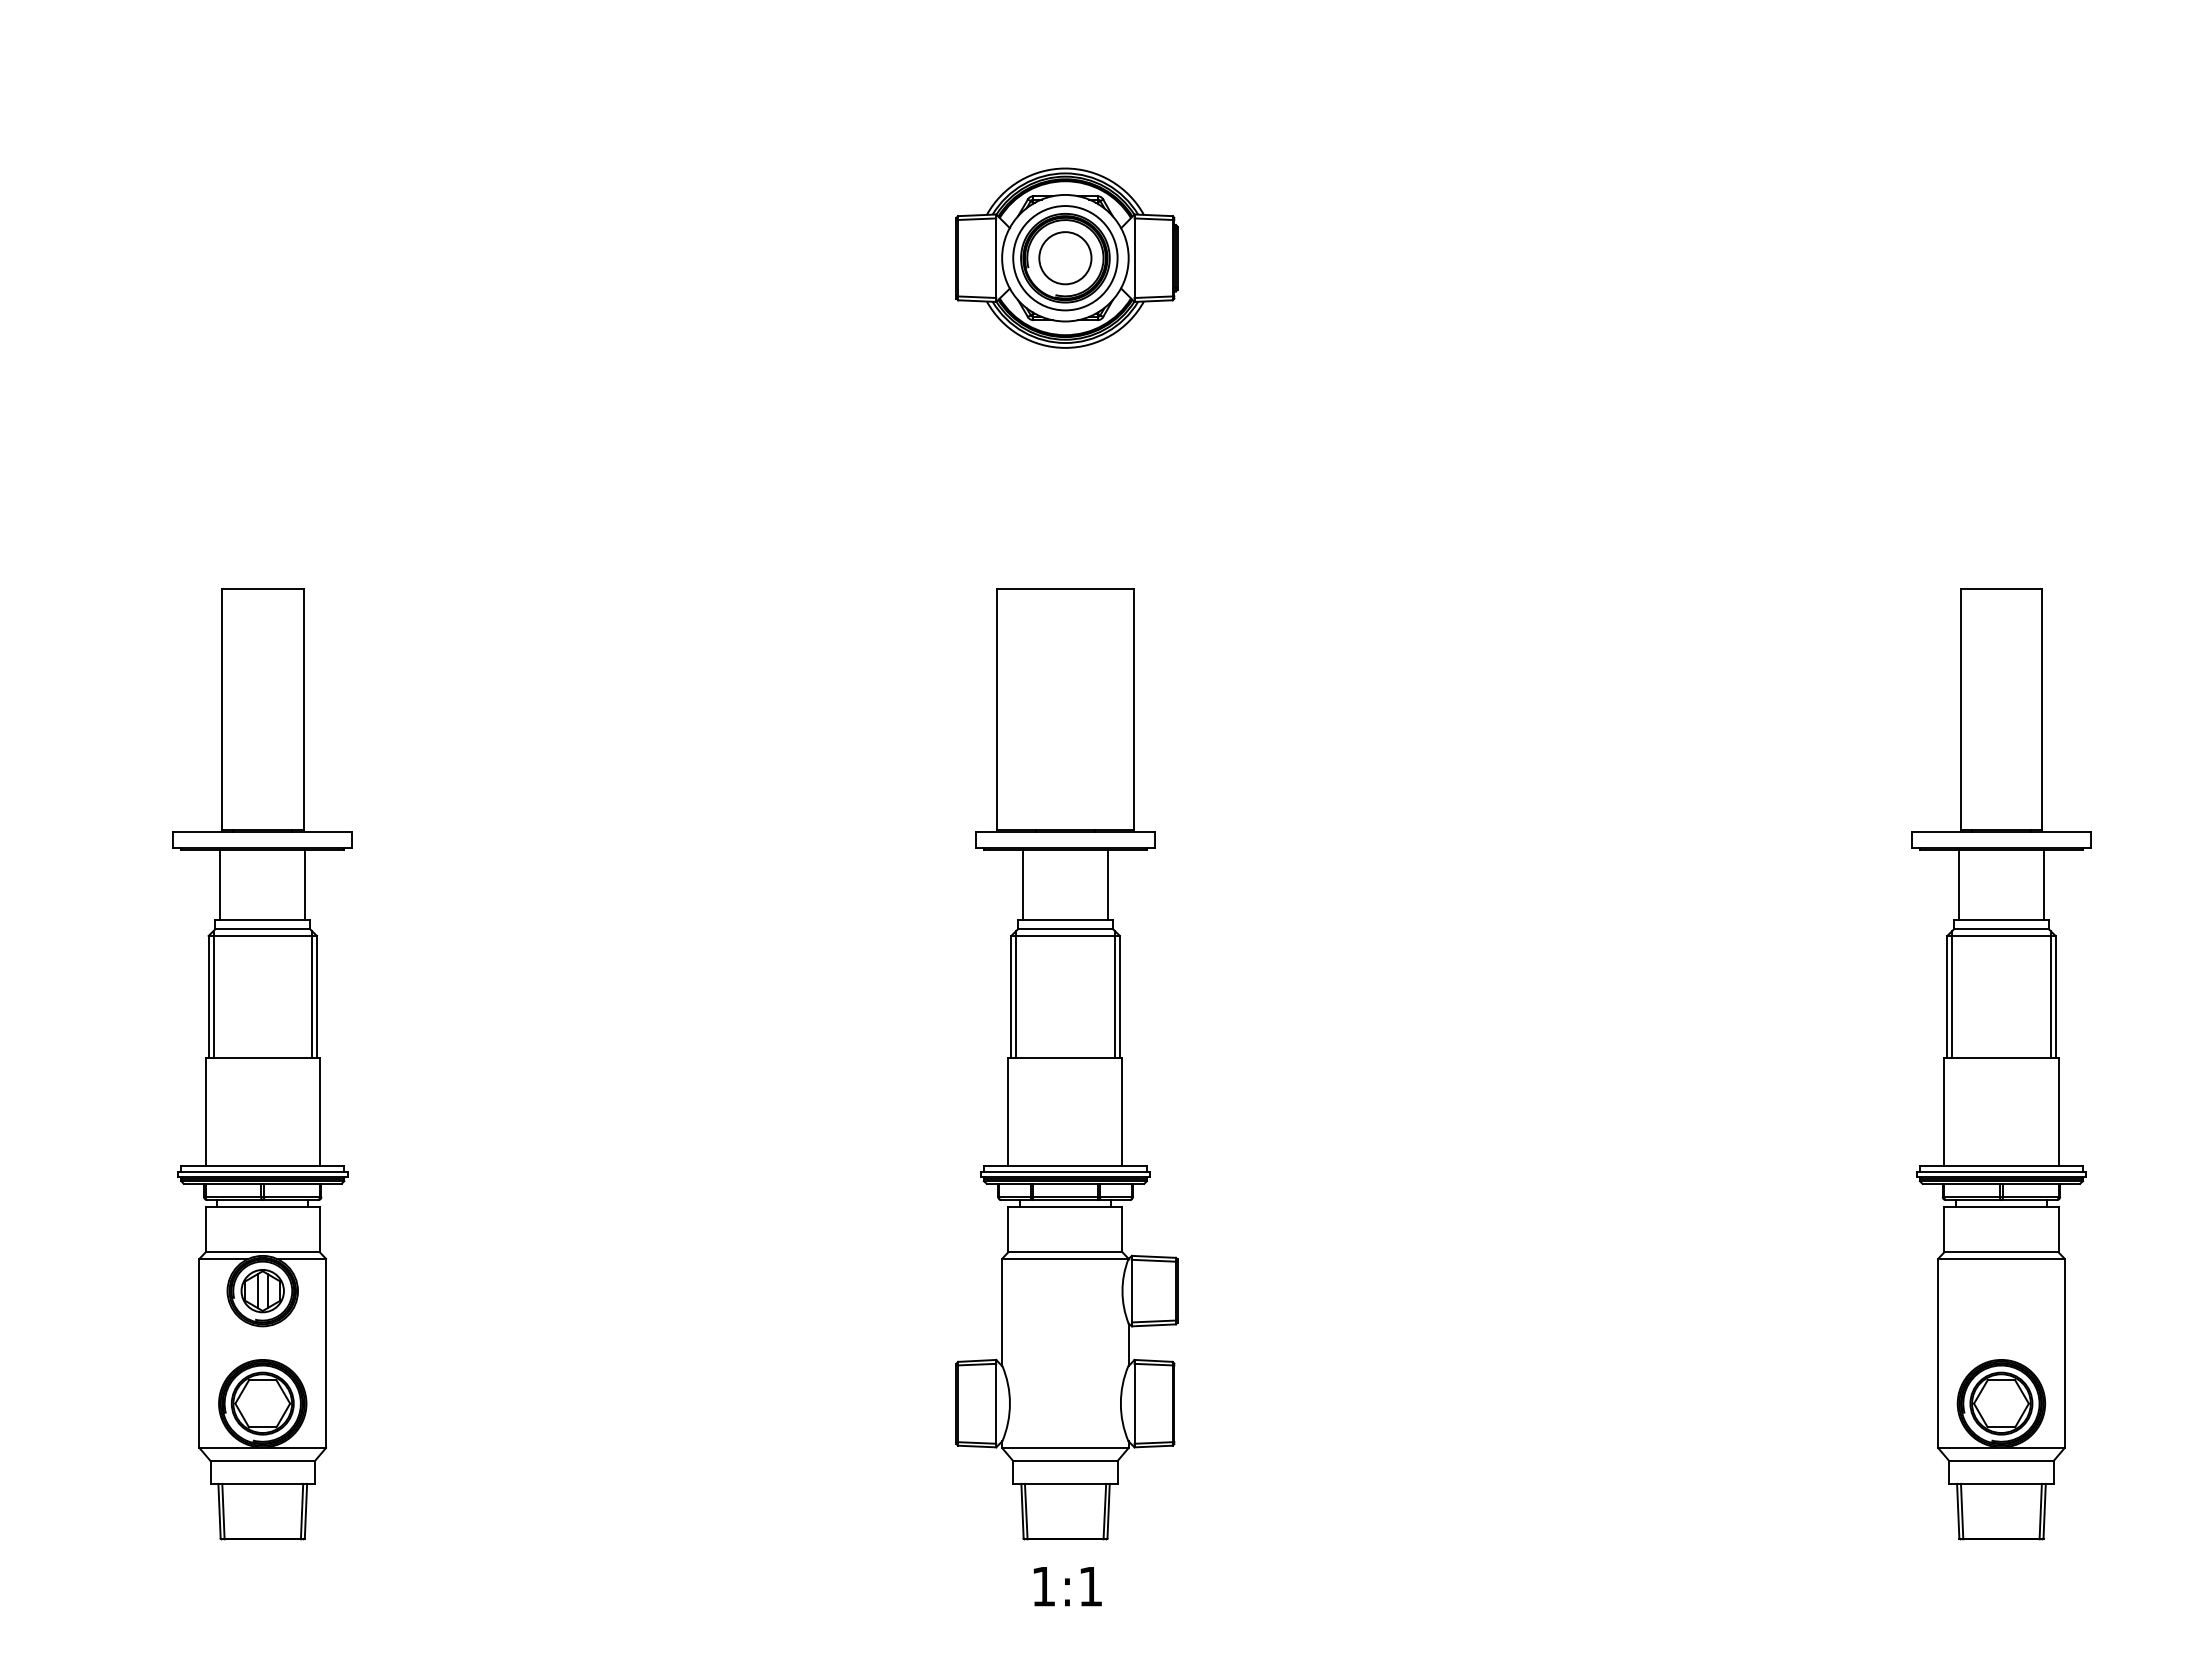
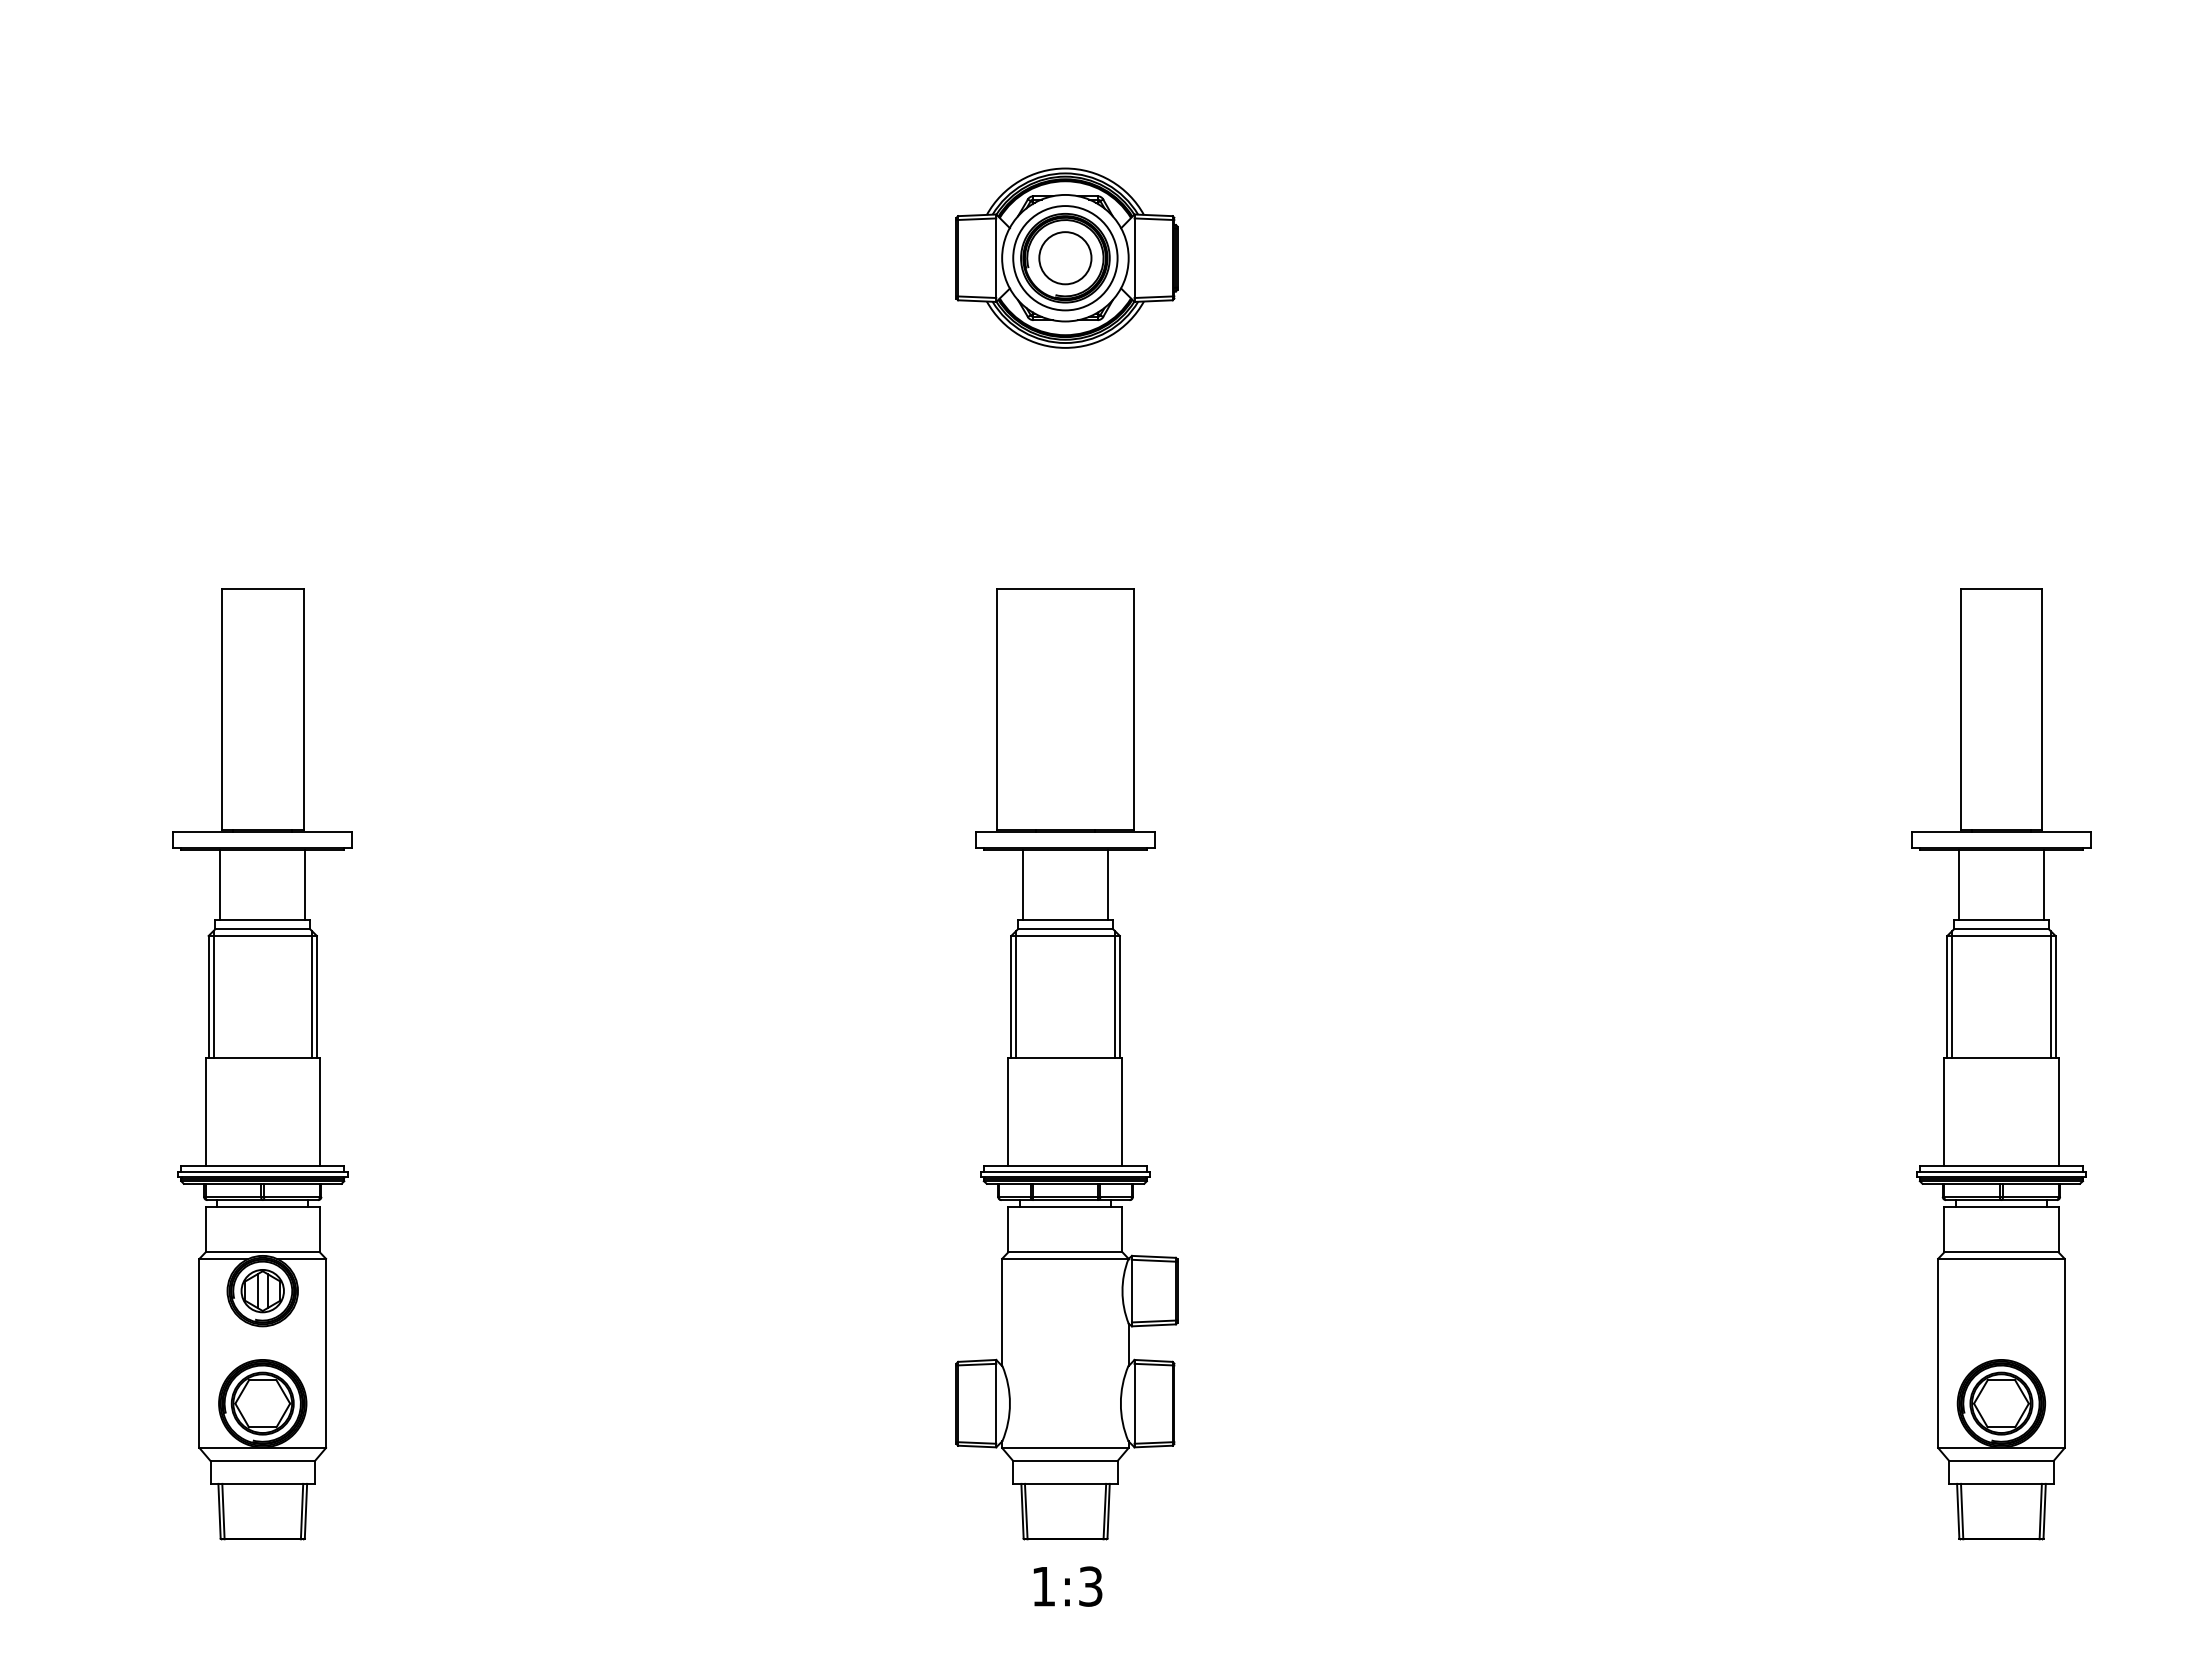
text: 1:1 -> 1:3 (1090, 1586)
